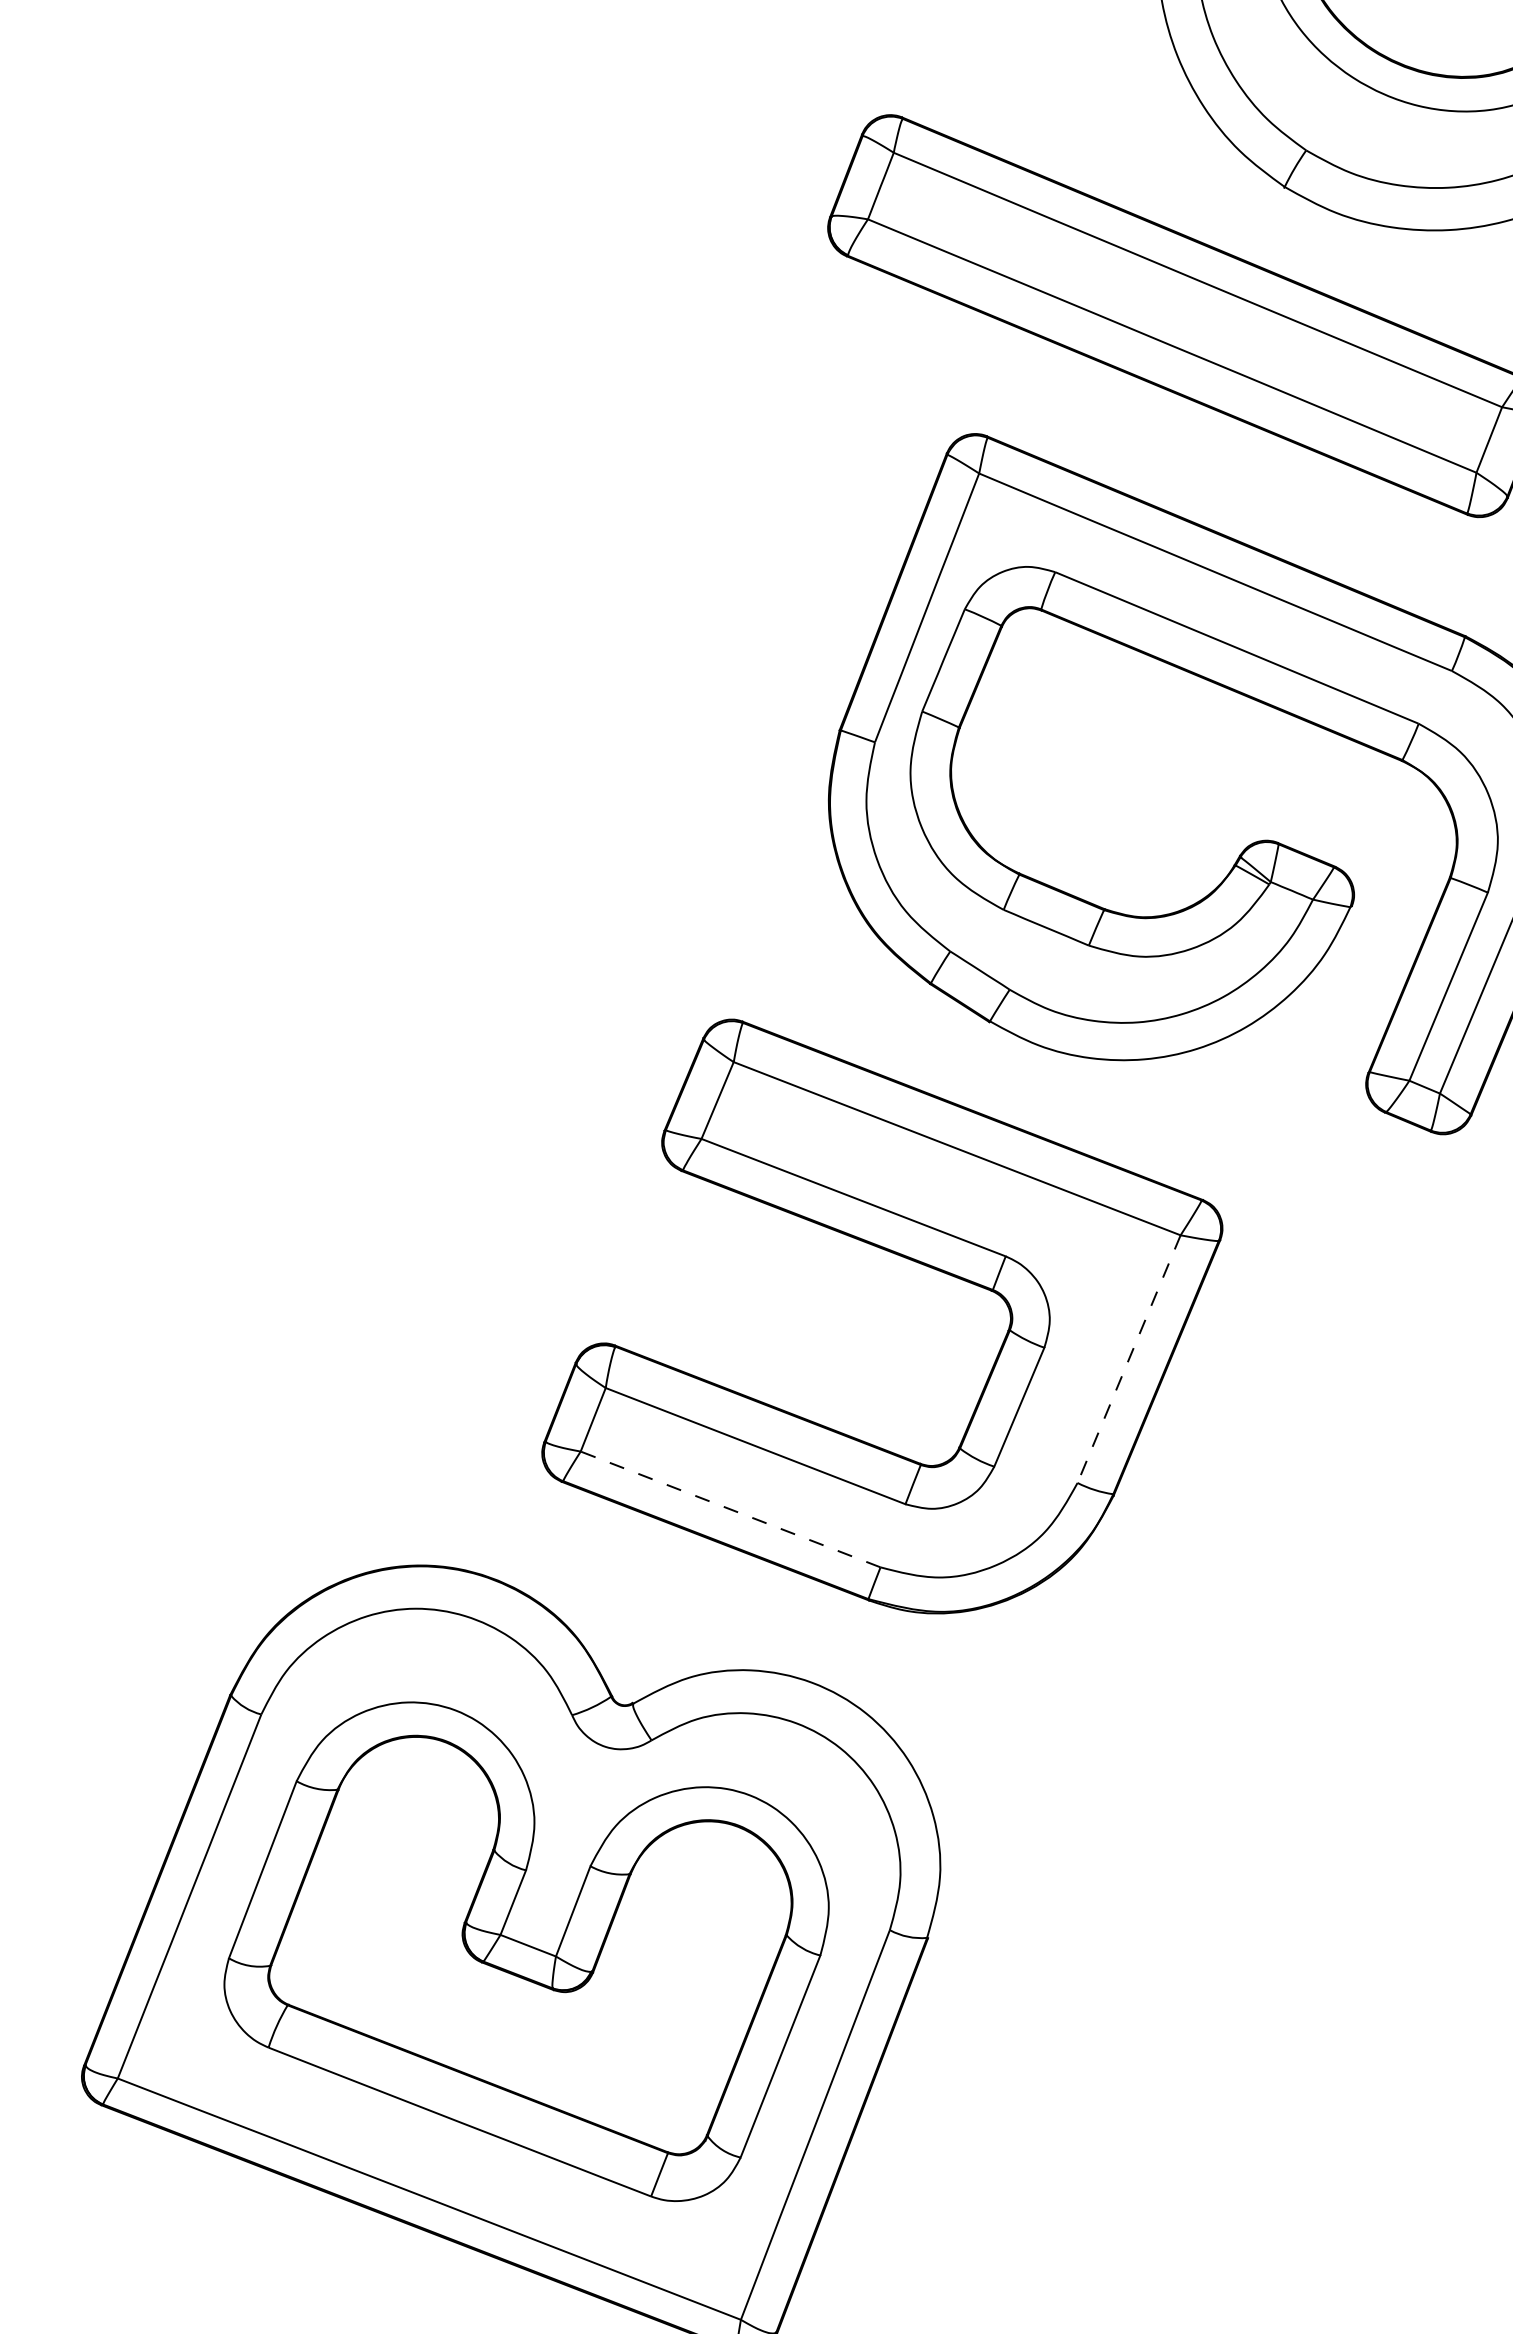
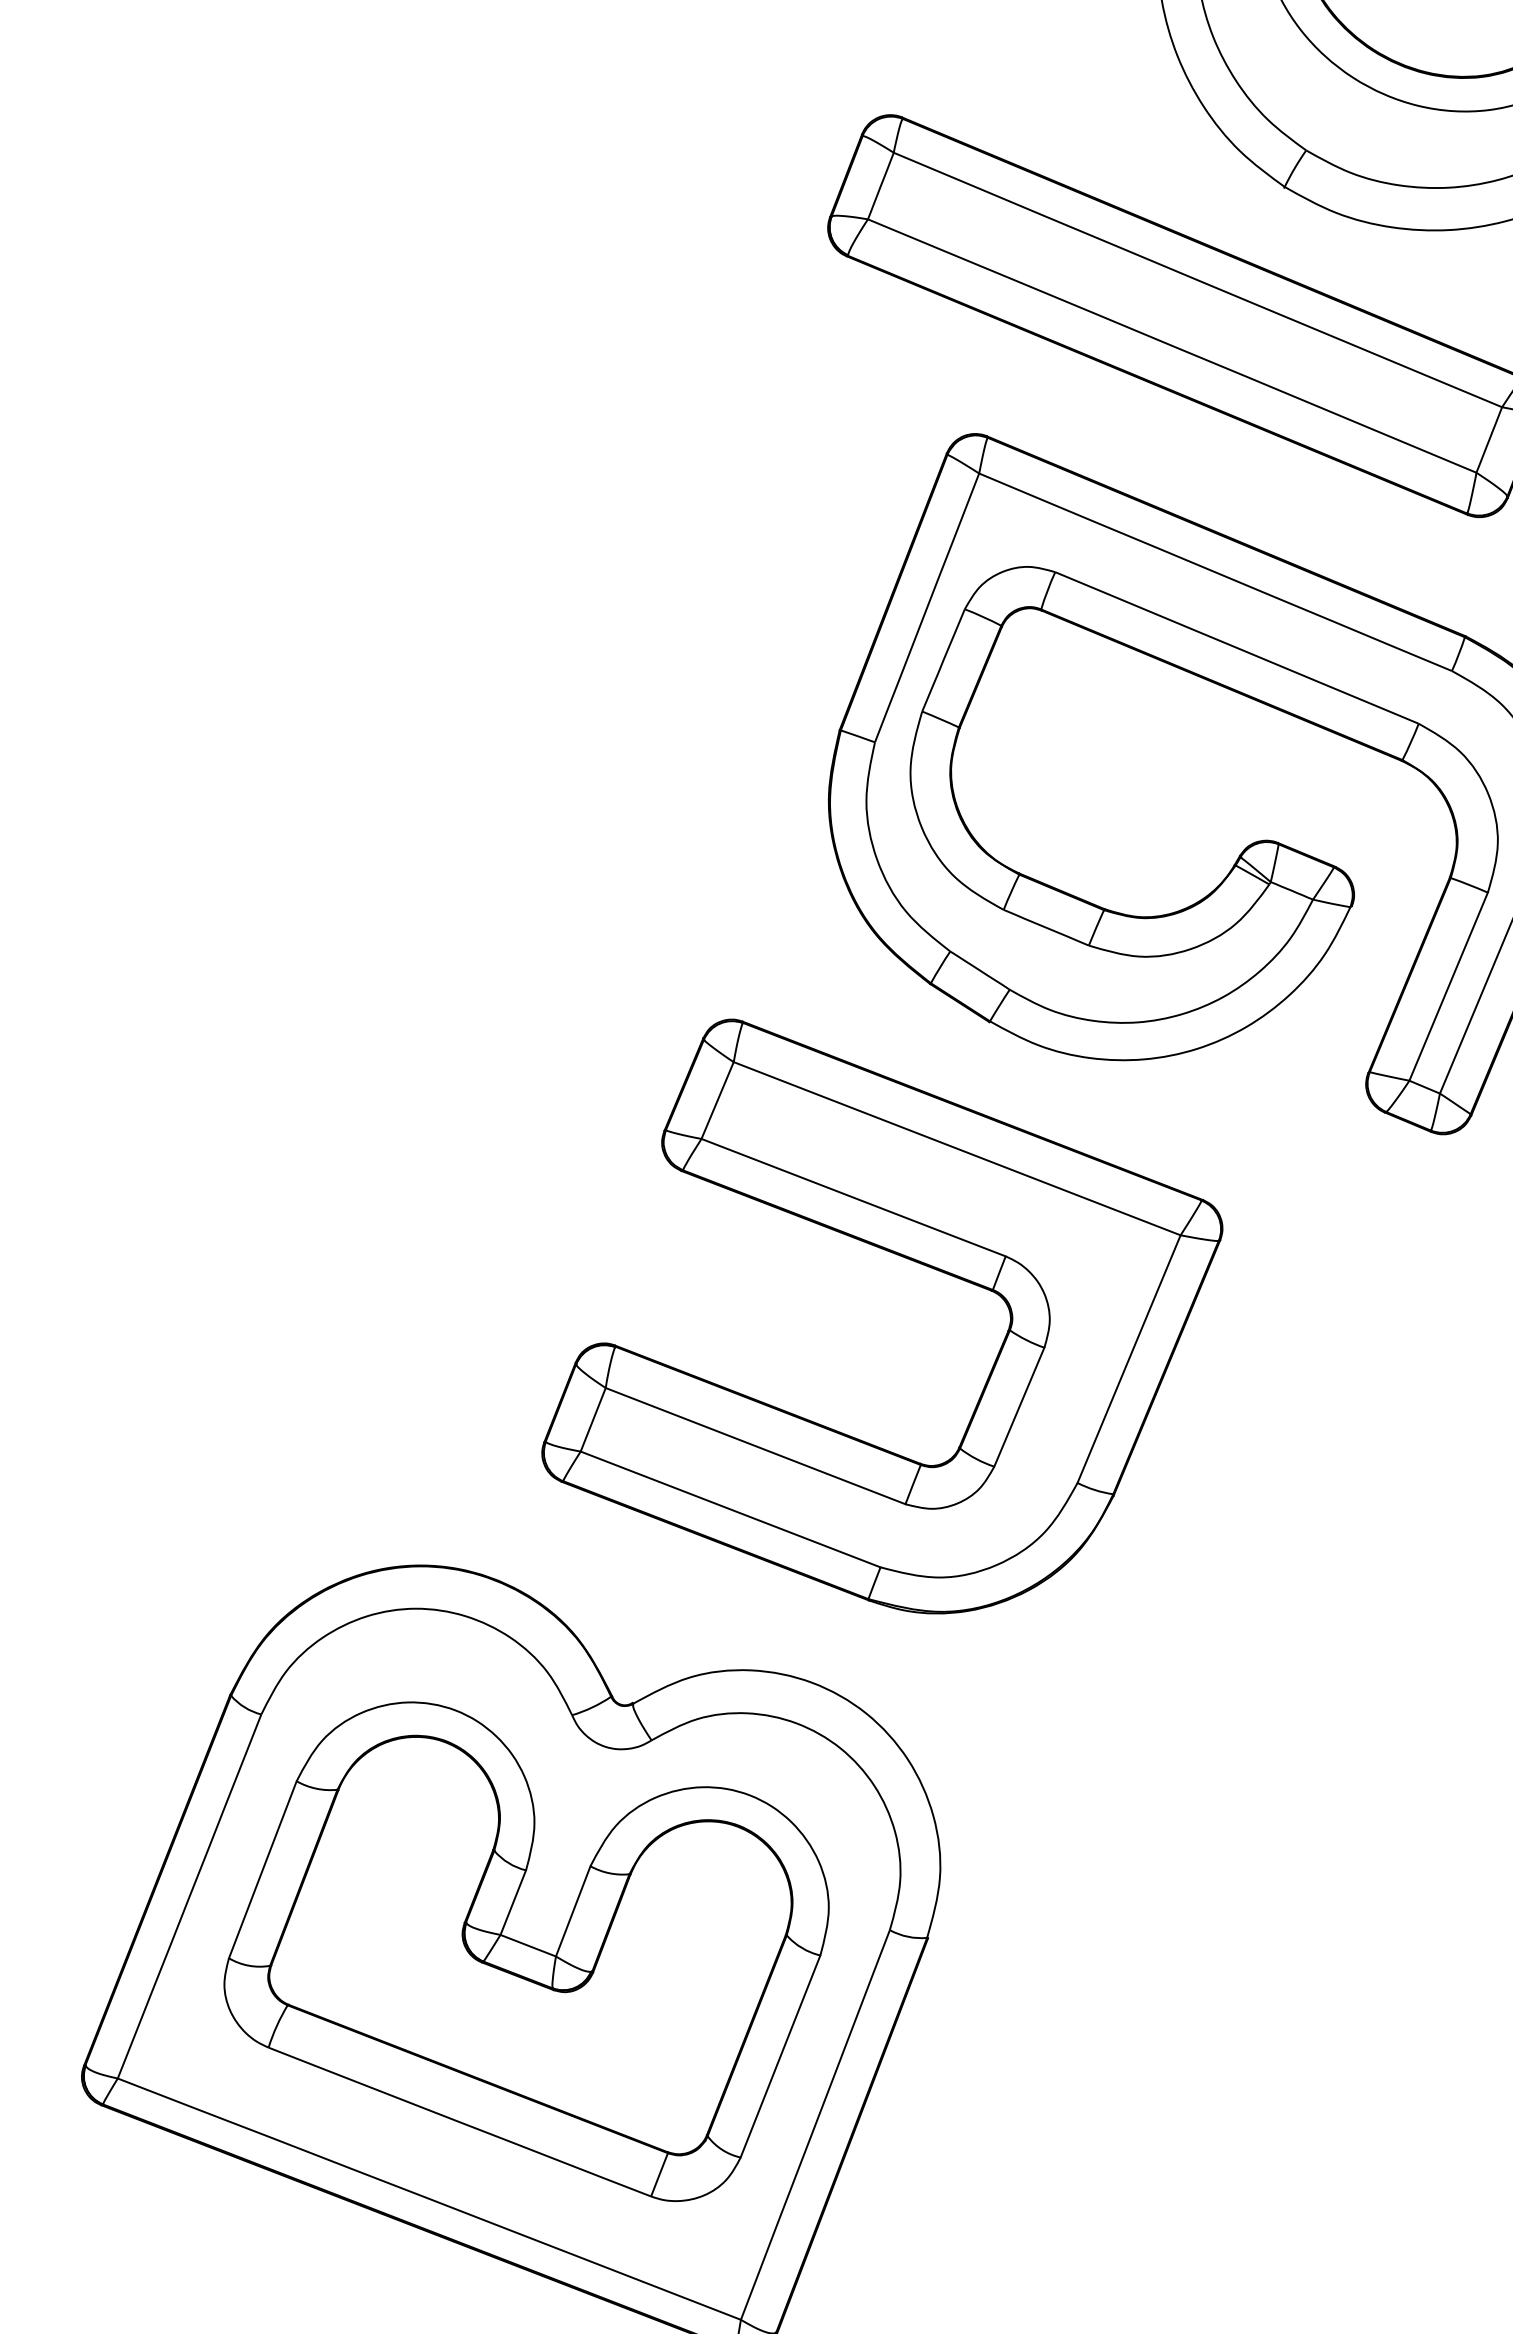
line: dashed -> solid (1128, 1359)
line: dashed -> solid (730, 1509)
